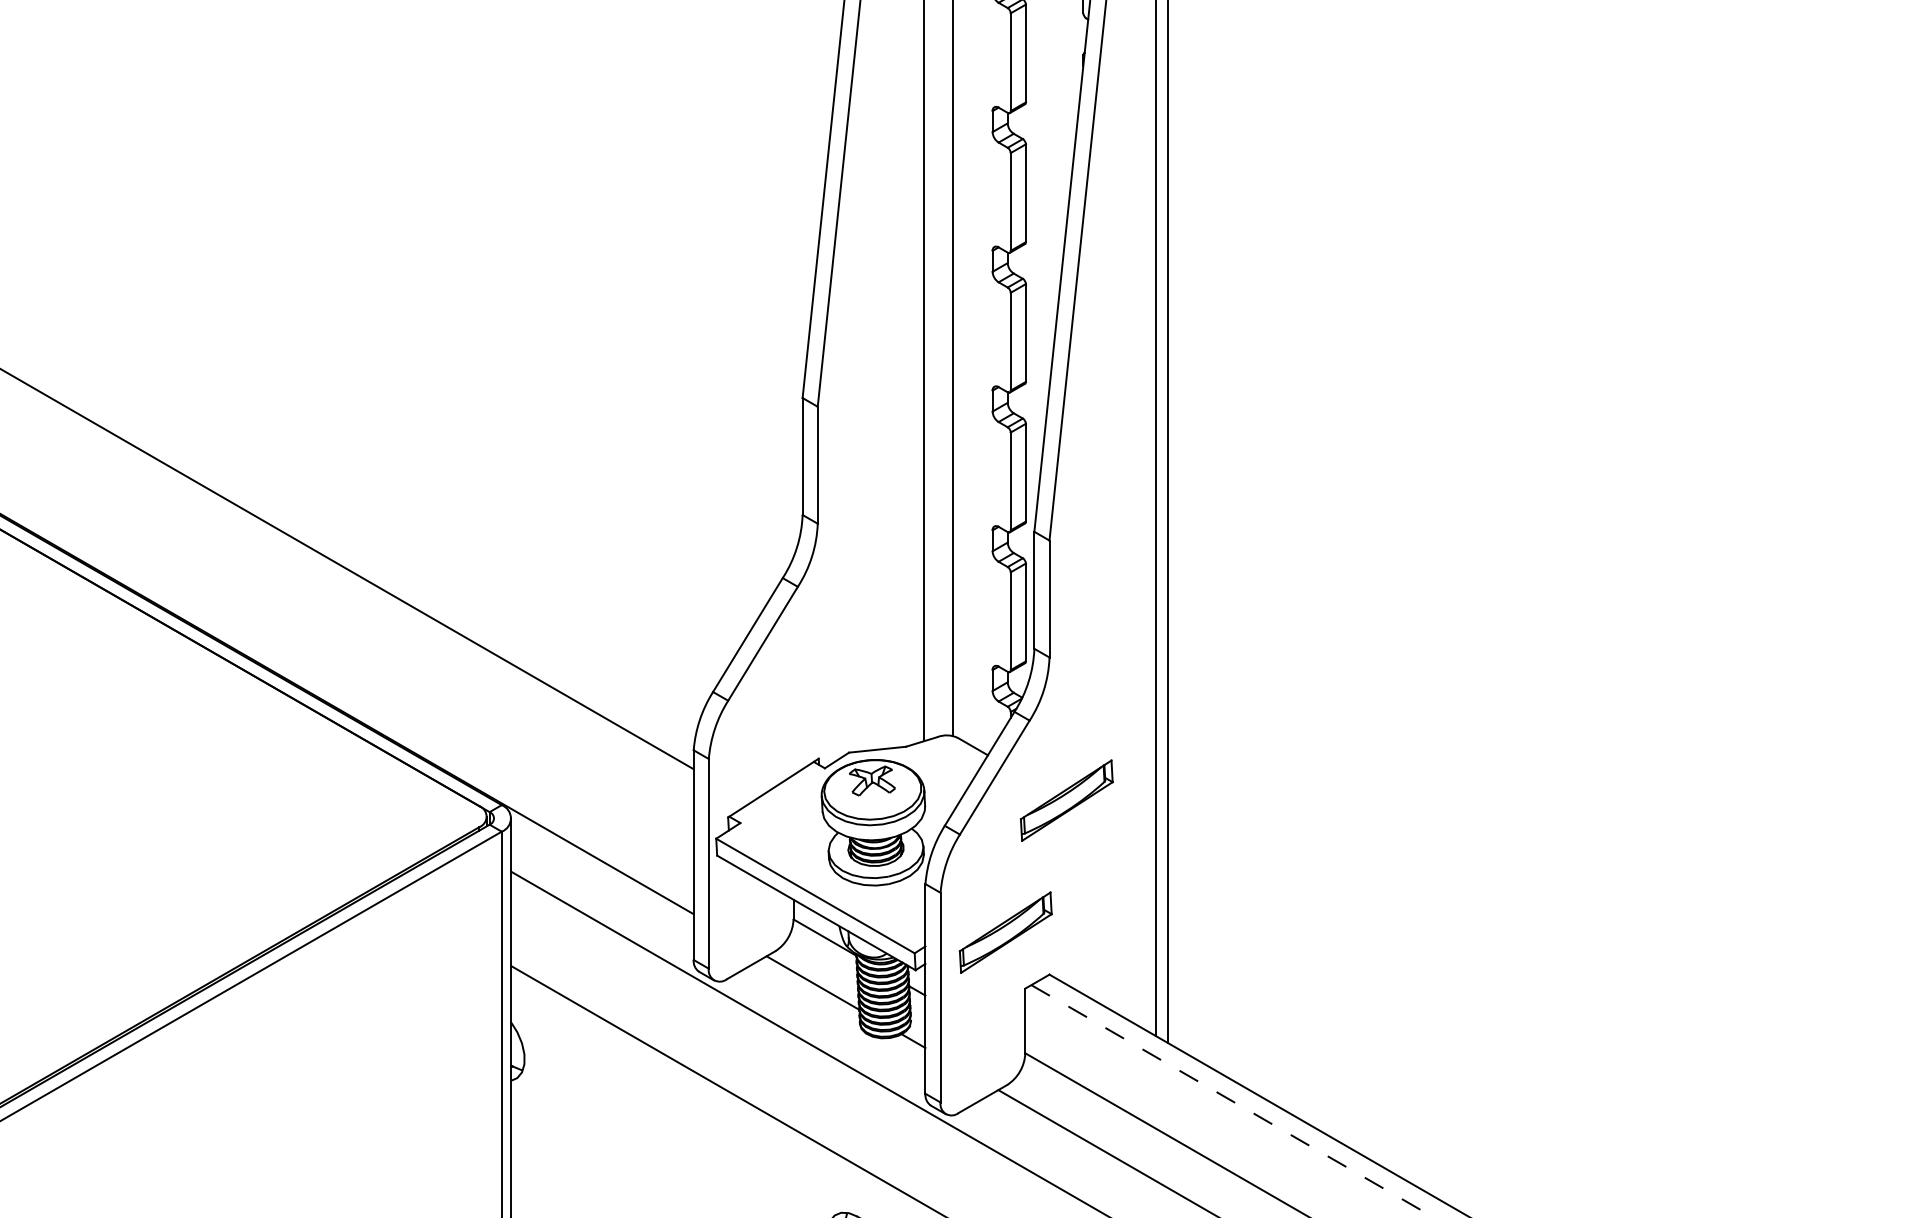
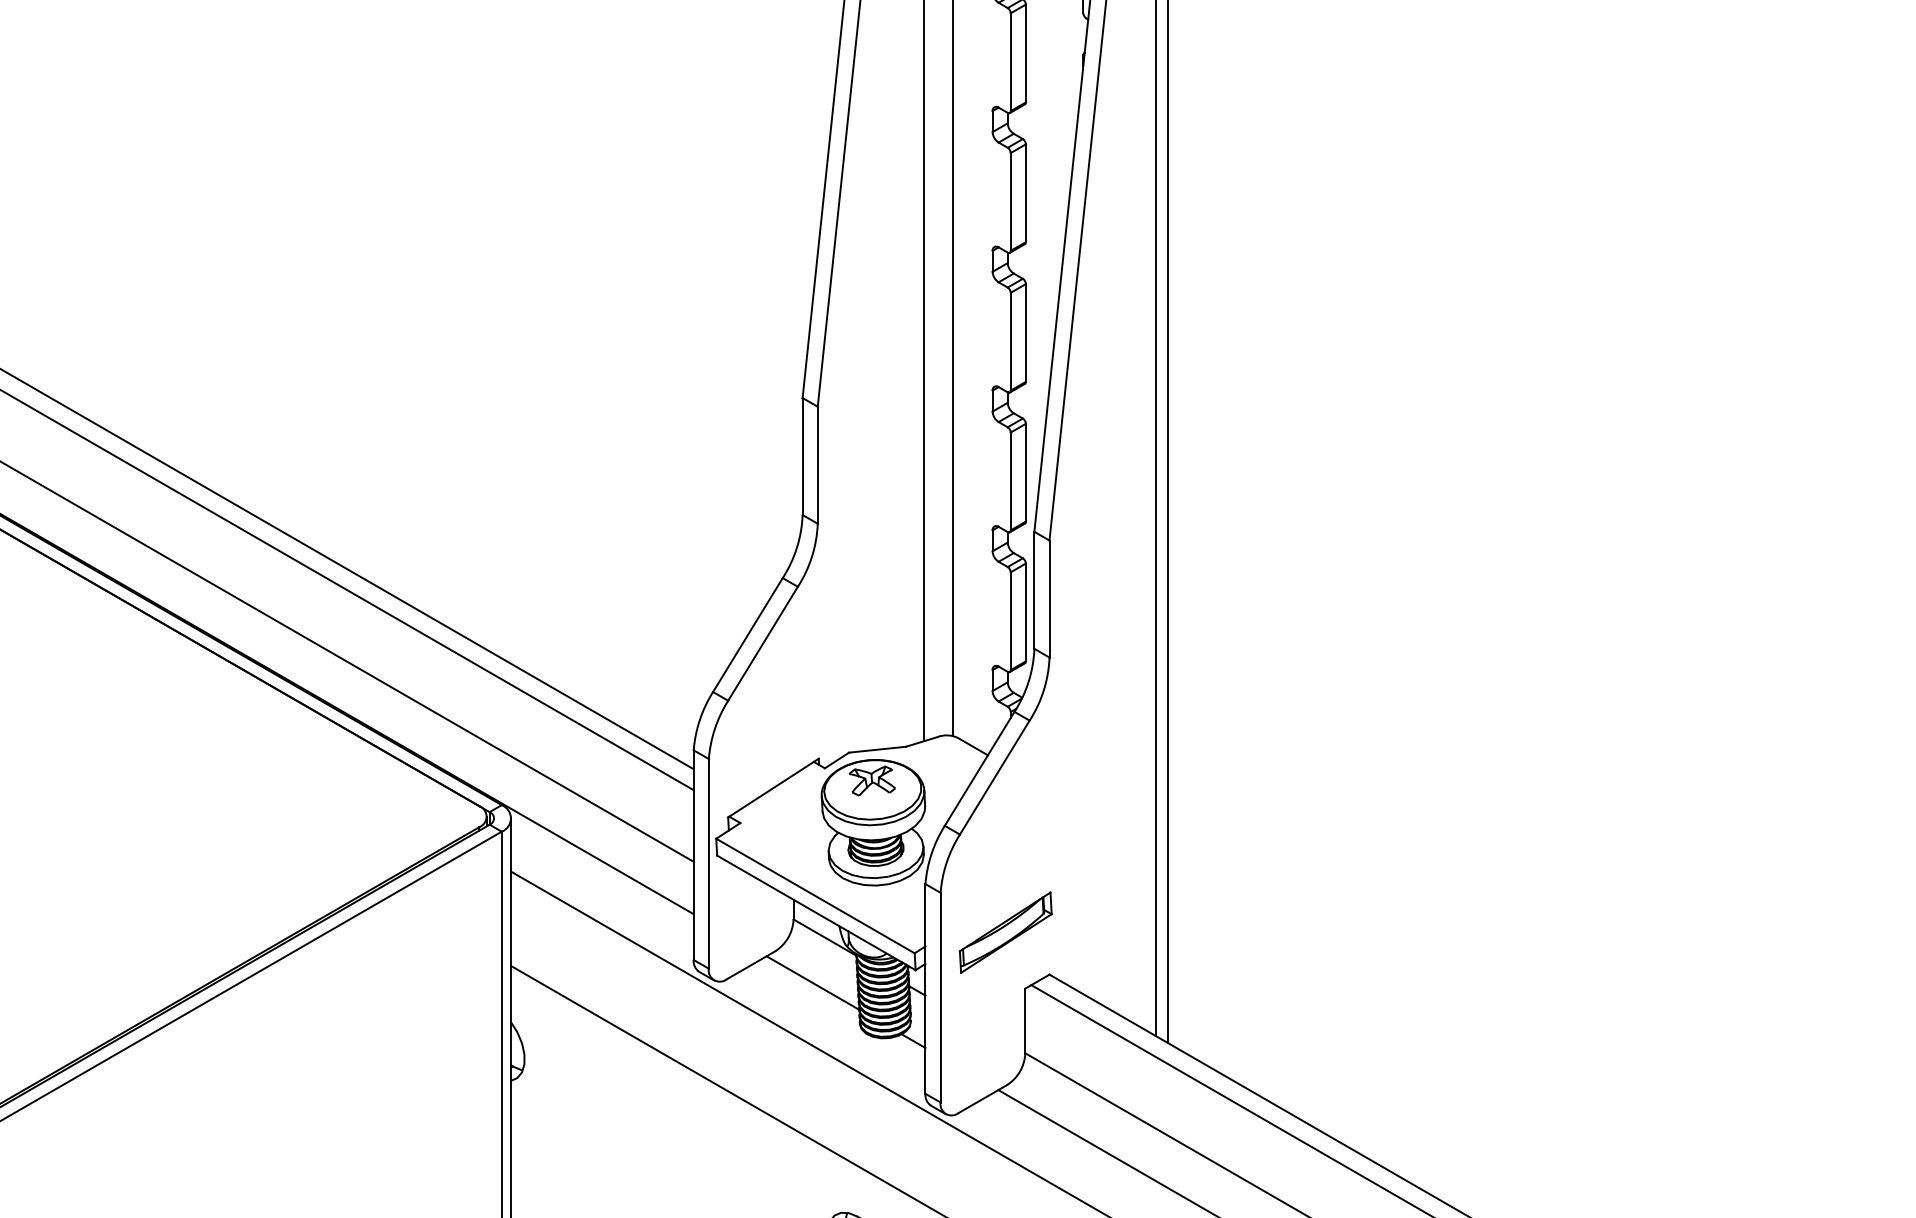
line: none -> present (347, 590)
line: none -> present (347, 661)
part: present -> none (1066, 800)
line: dashed -> solid (1233, 1101)
